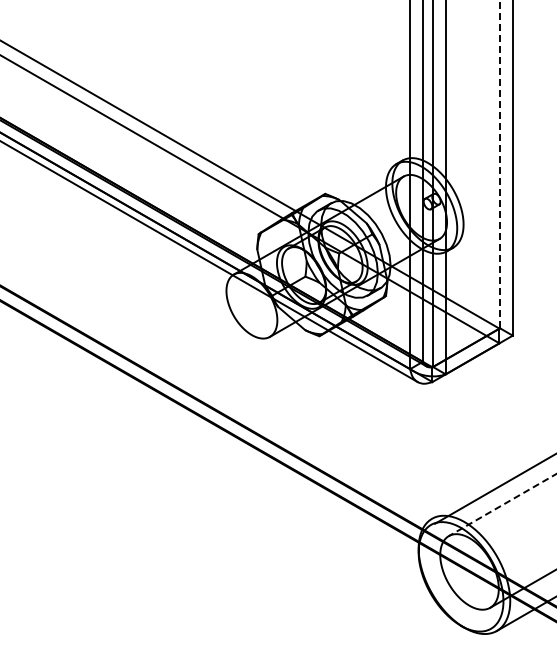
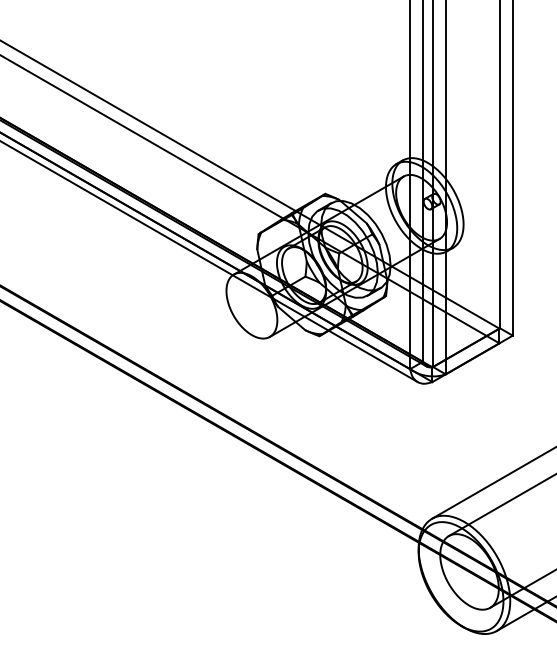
line: dashed -> solid (500, 164)
line position: (494, 489) -> (492, 483) (492, 483)
line: dashed -> solid (502, 505)
